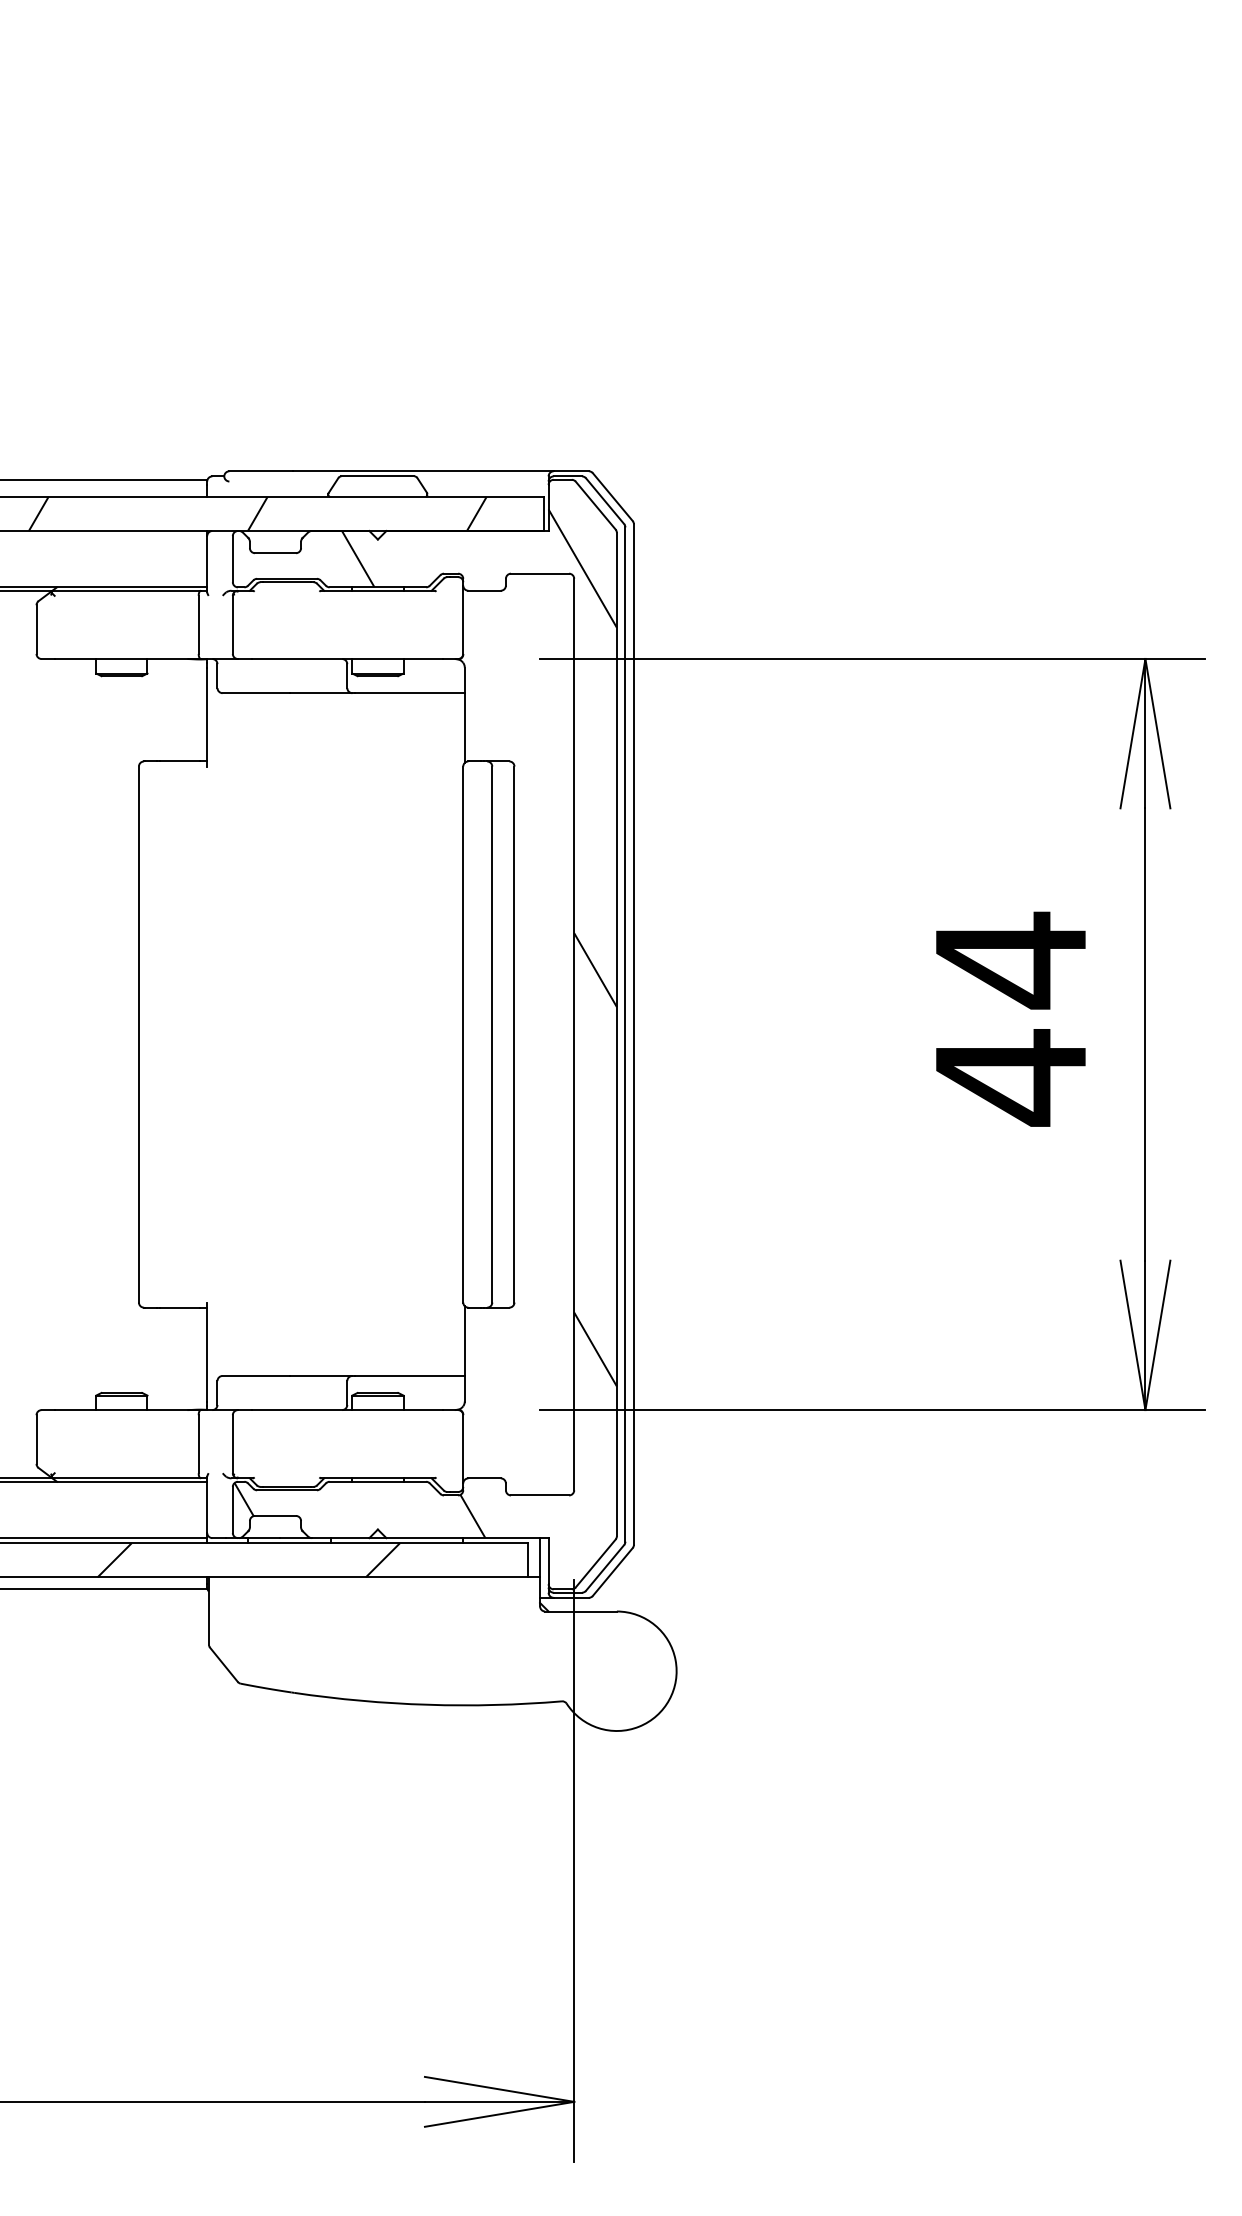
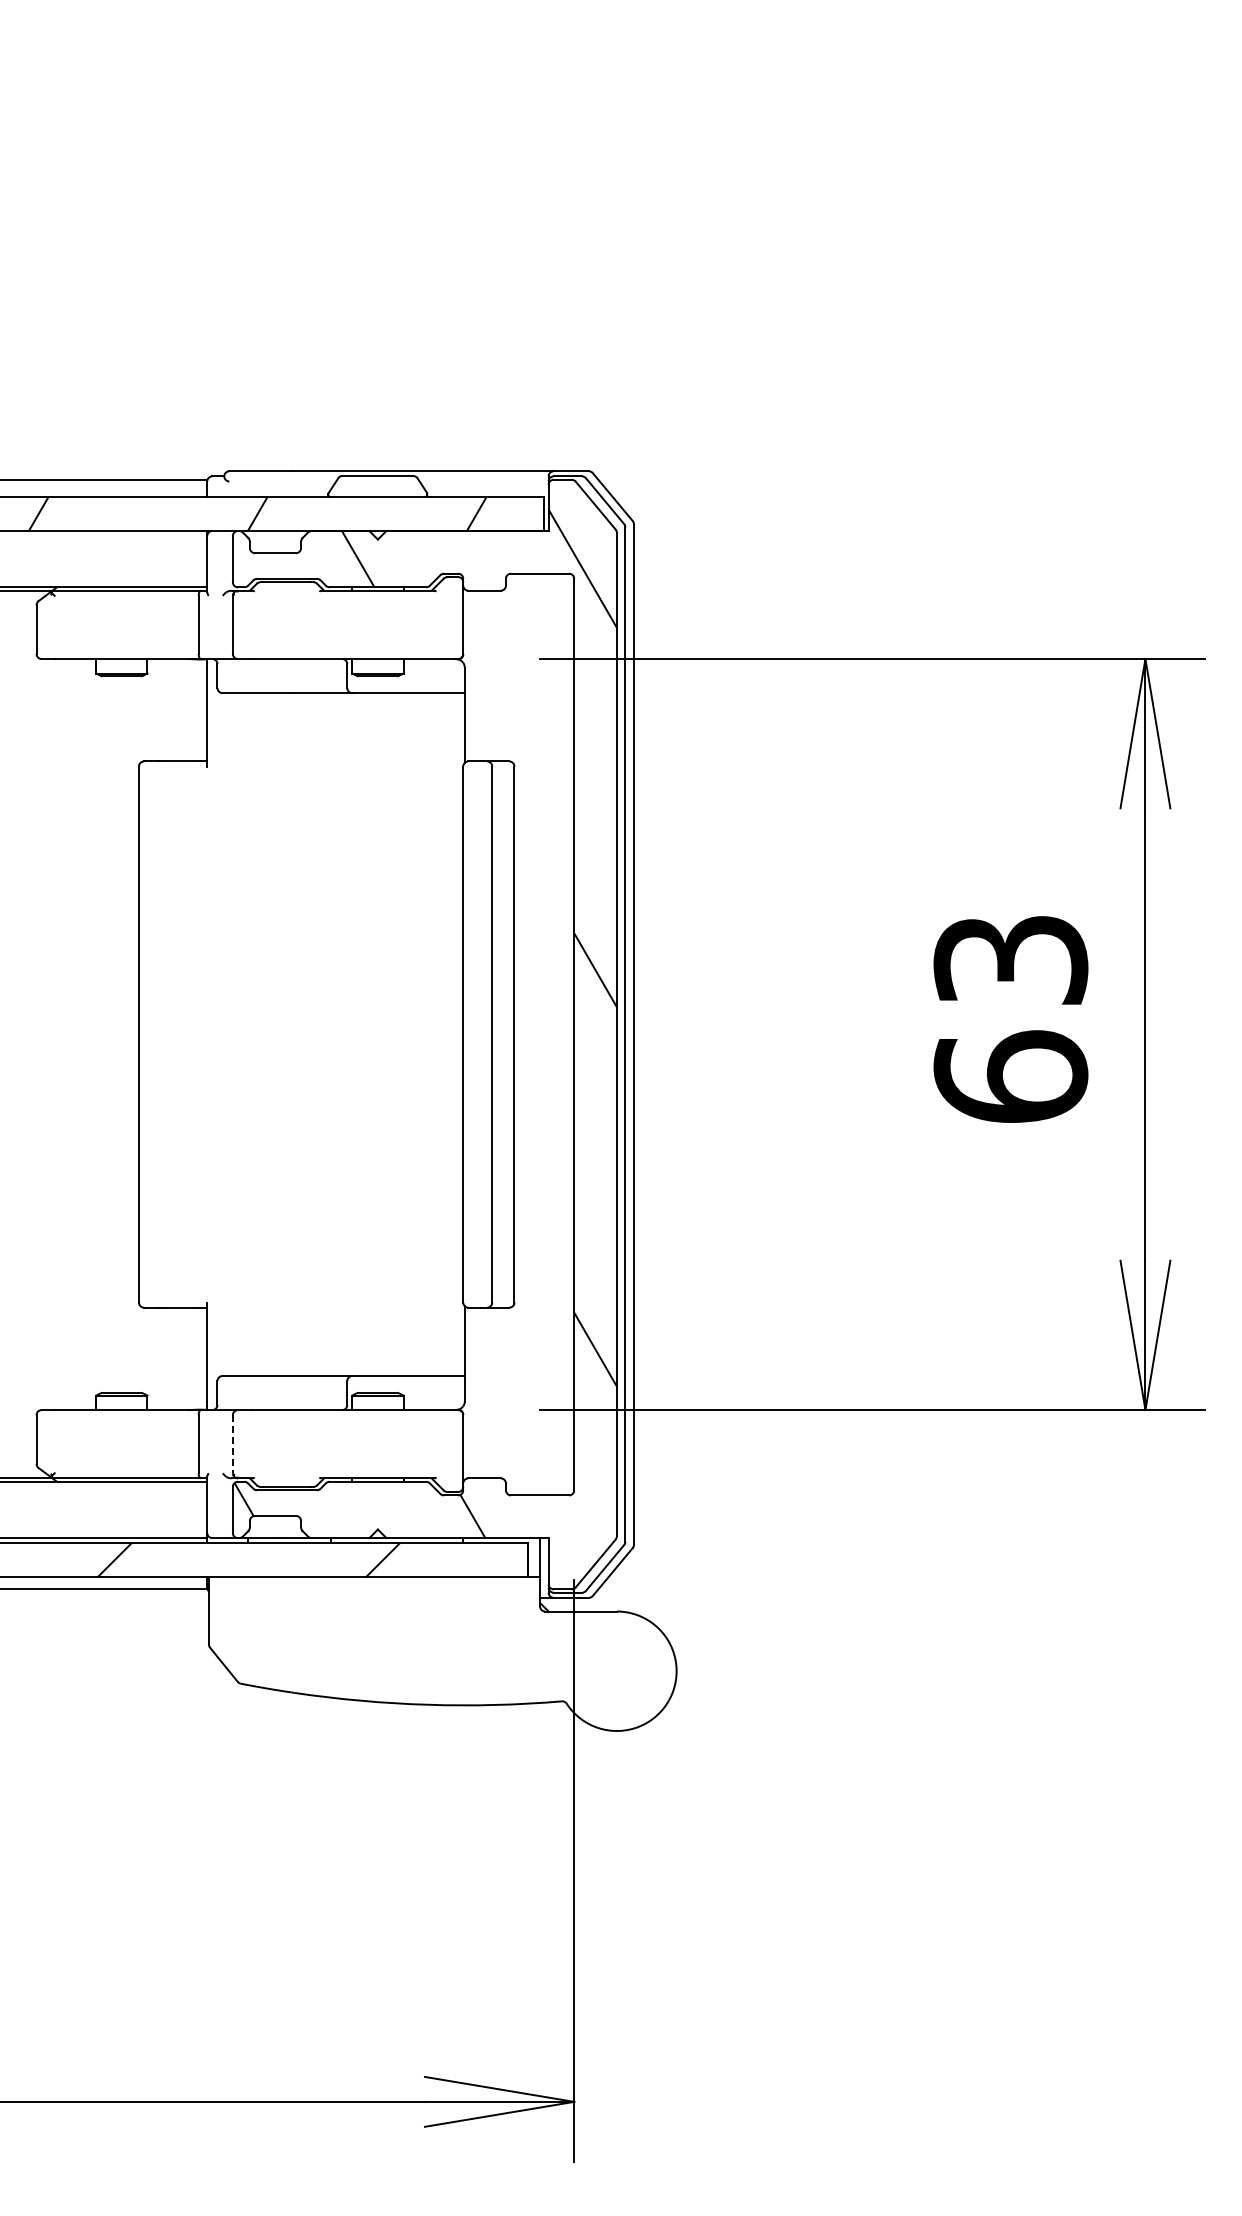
text: 44 -> 63 (1010, 1018)
line: solid -> dashed (232, 1444)
